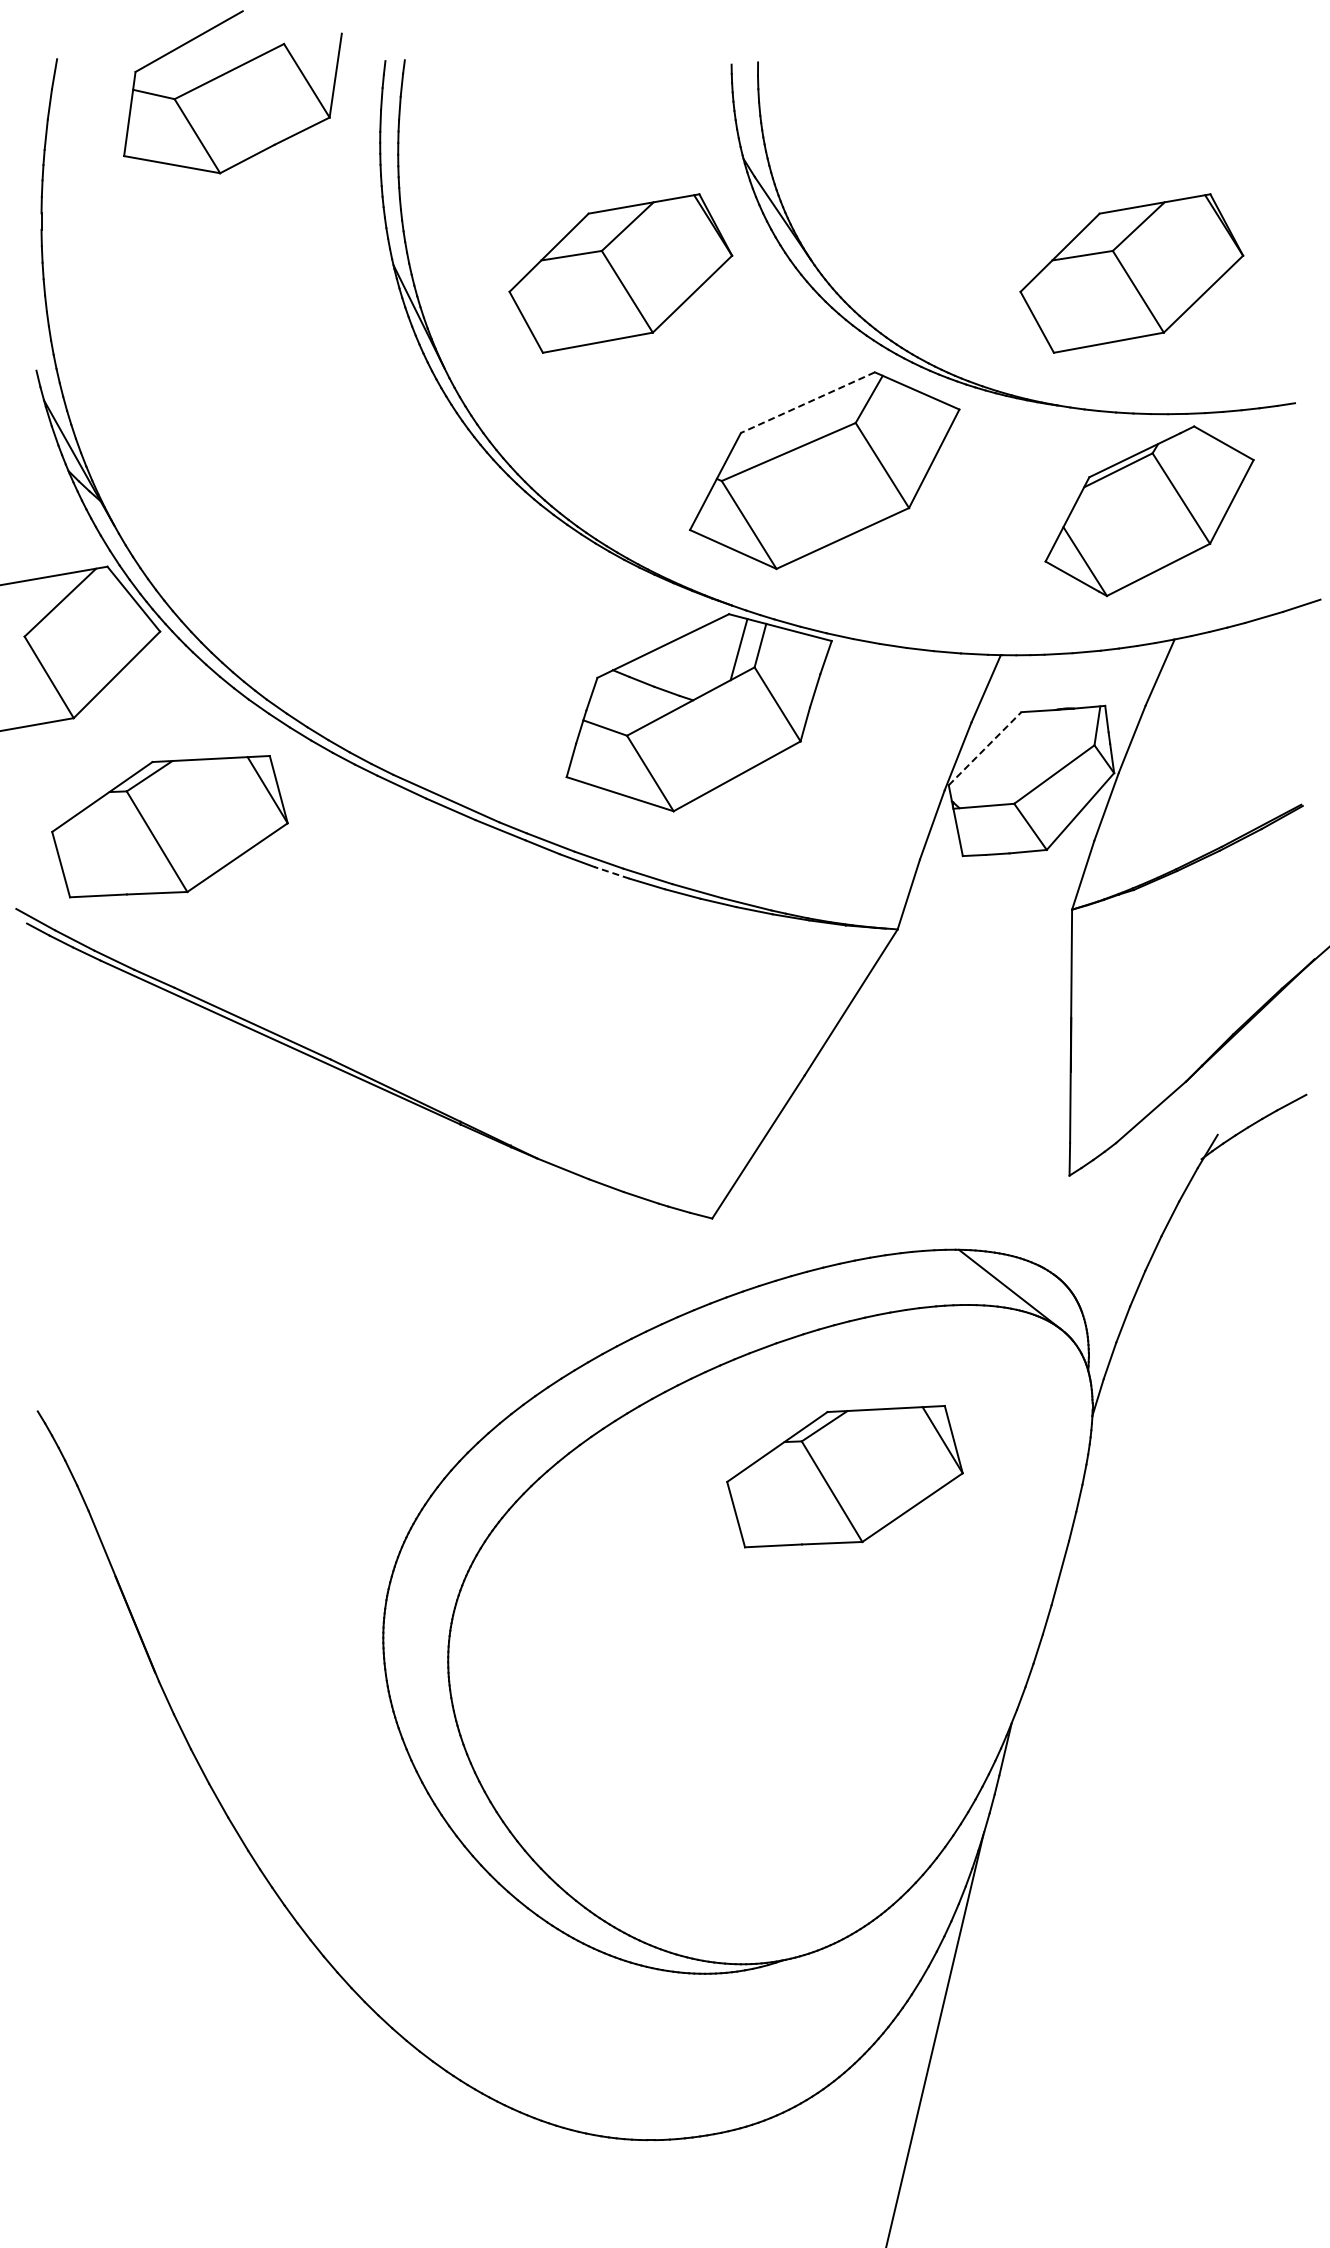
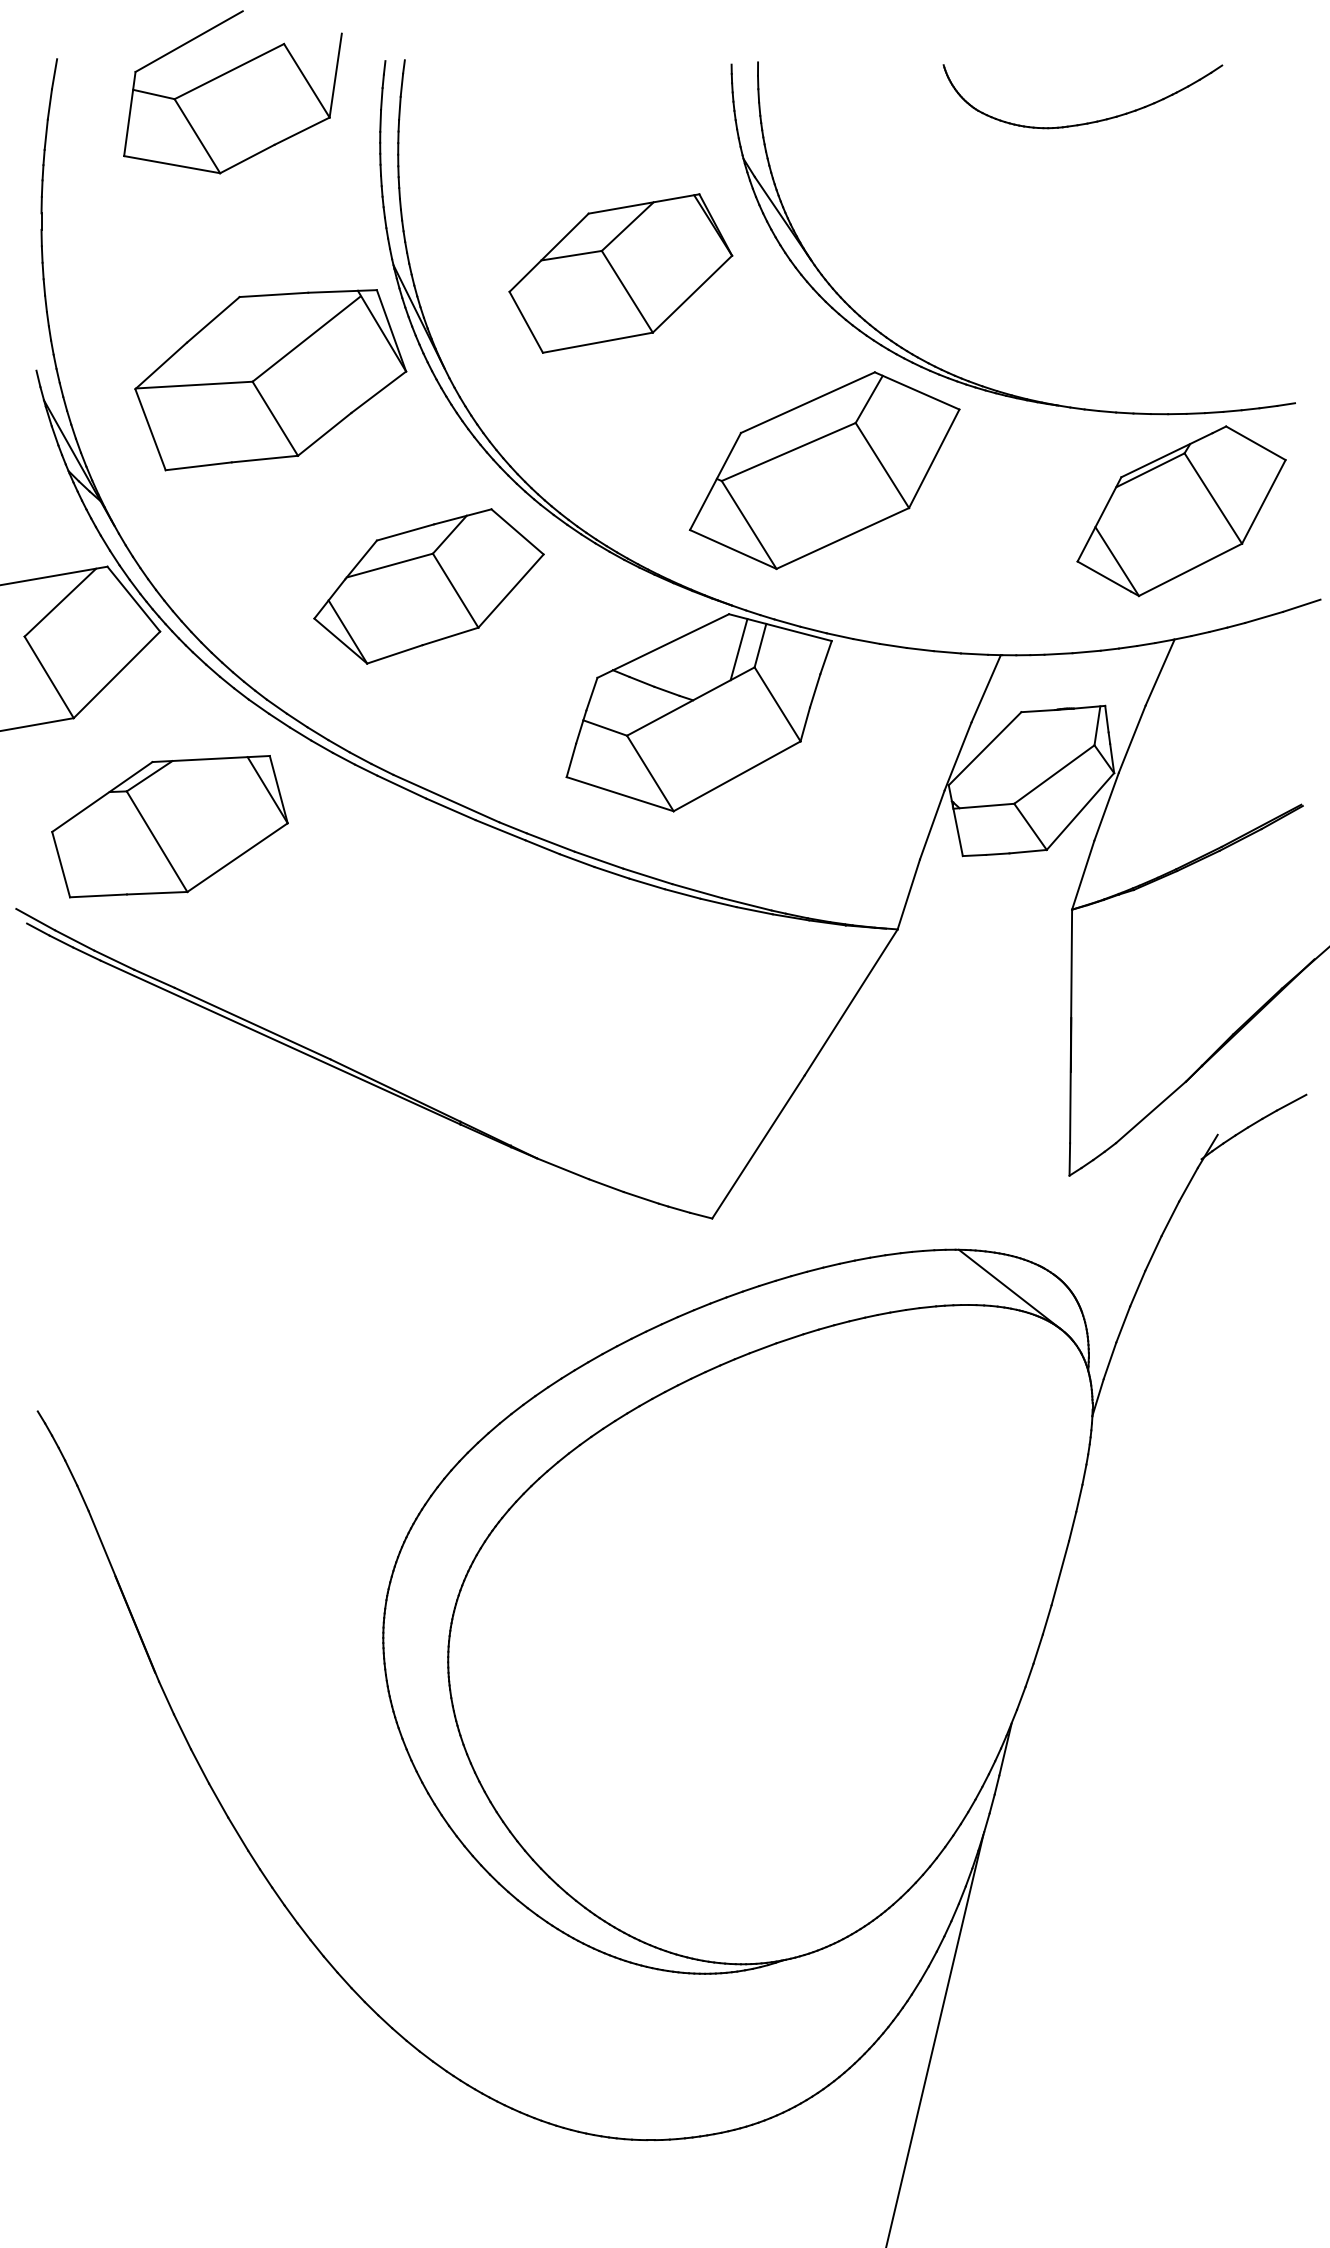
part: none -> present (1086, 122)
part: present -> none (1131, 273)
part: none -> present (270, 380)
line: dashed -> solid (807, 402)
part position: (1149, 511) -> (1181, 511) (1181, 511)
part: none -> present (428, 586)
line: dashed -> solid (985, 748)
line: dashed -> solid (611, 872)
part: present -> none (844, 1476)
